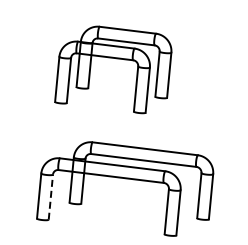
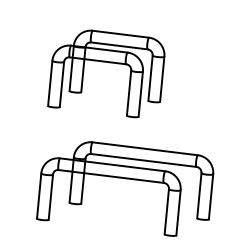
part position: (116, 59) -> (109, 63) (109, 63)
line: dashed -> solid (50, 197)
